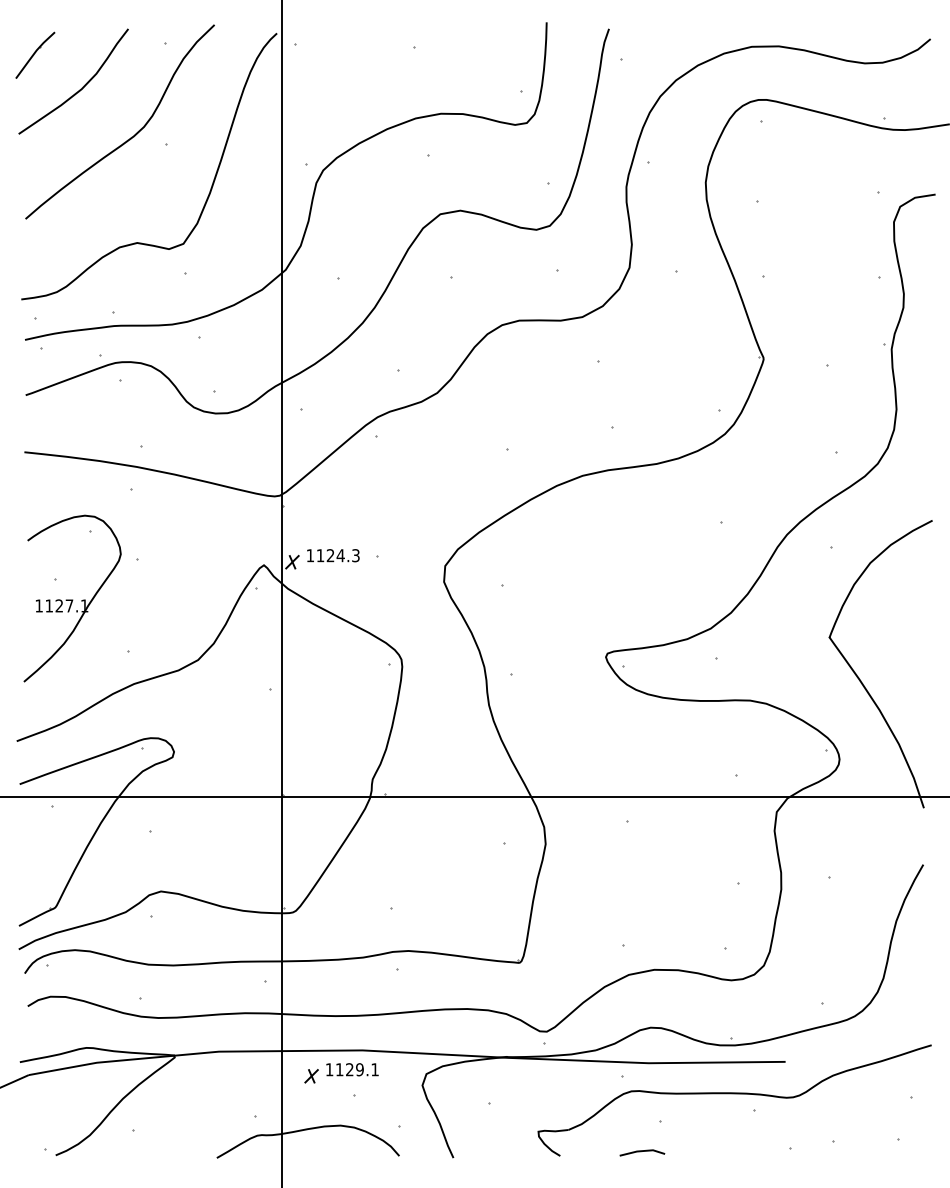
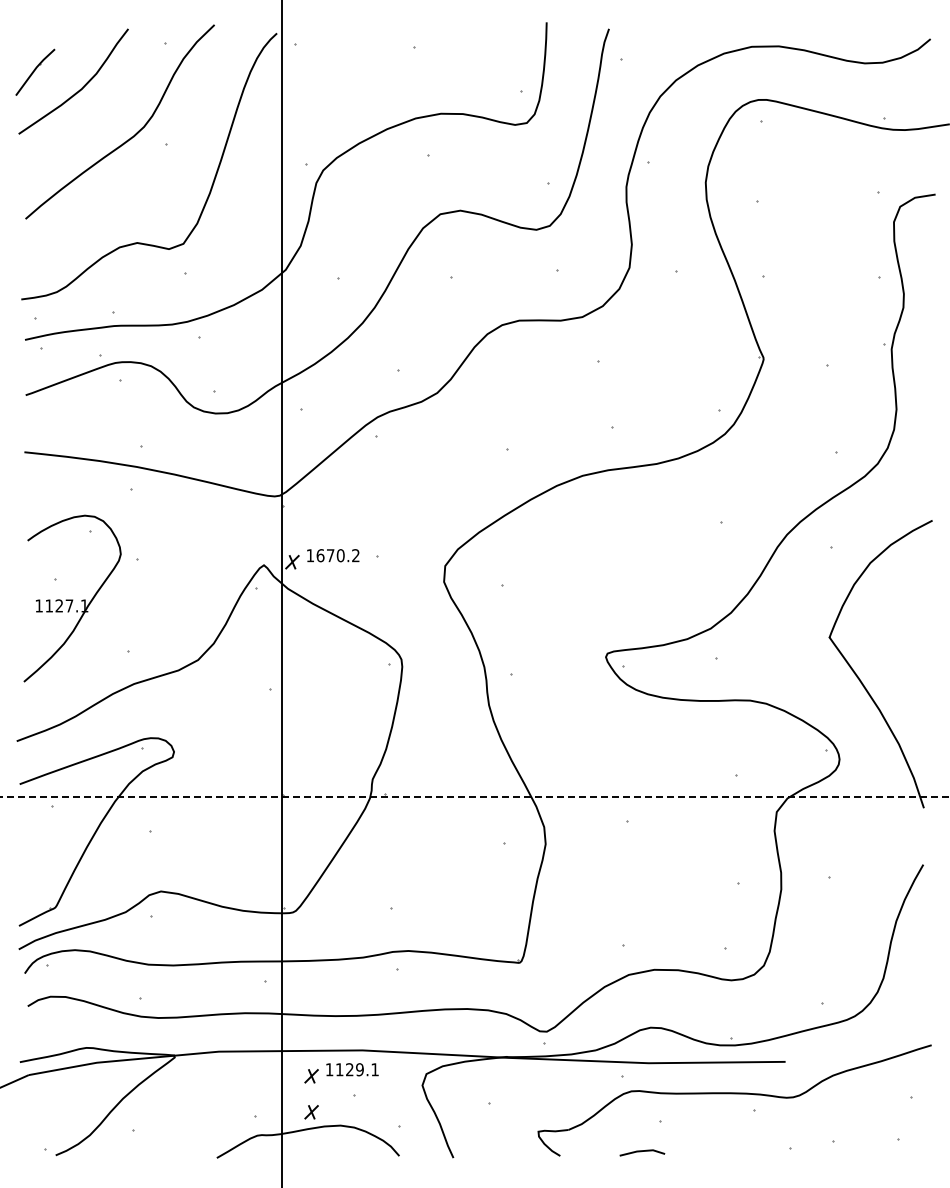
part position: (35, 54) -> (35, 71) (35, 71)
text: 1124.3 -> 1670.2 (337, 555)
line: solid -> dashed (474, 797)
part: none -> present (311, 1112)
